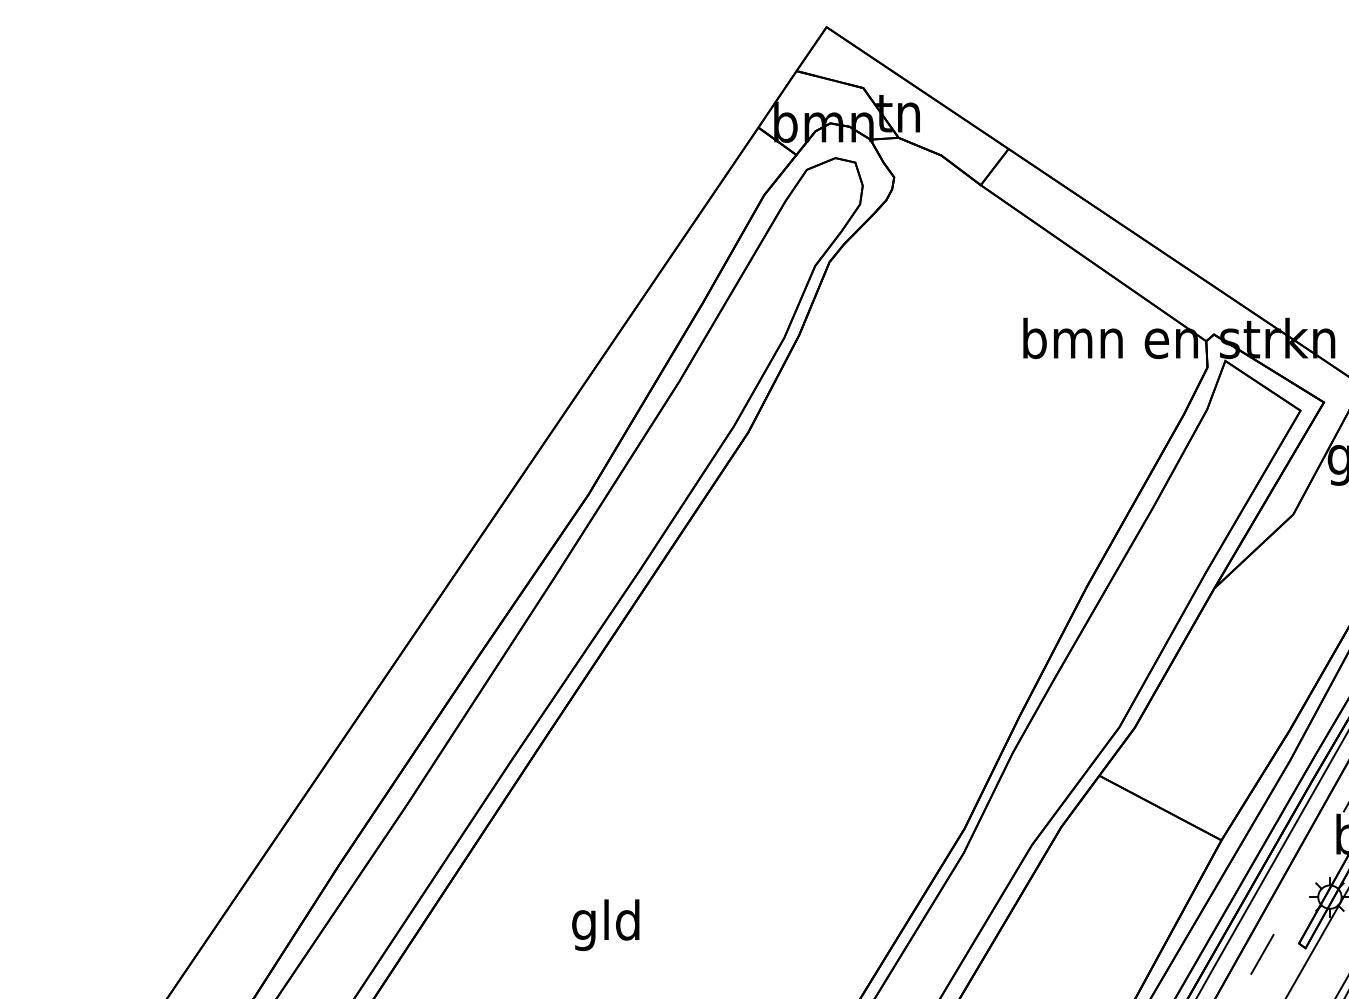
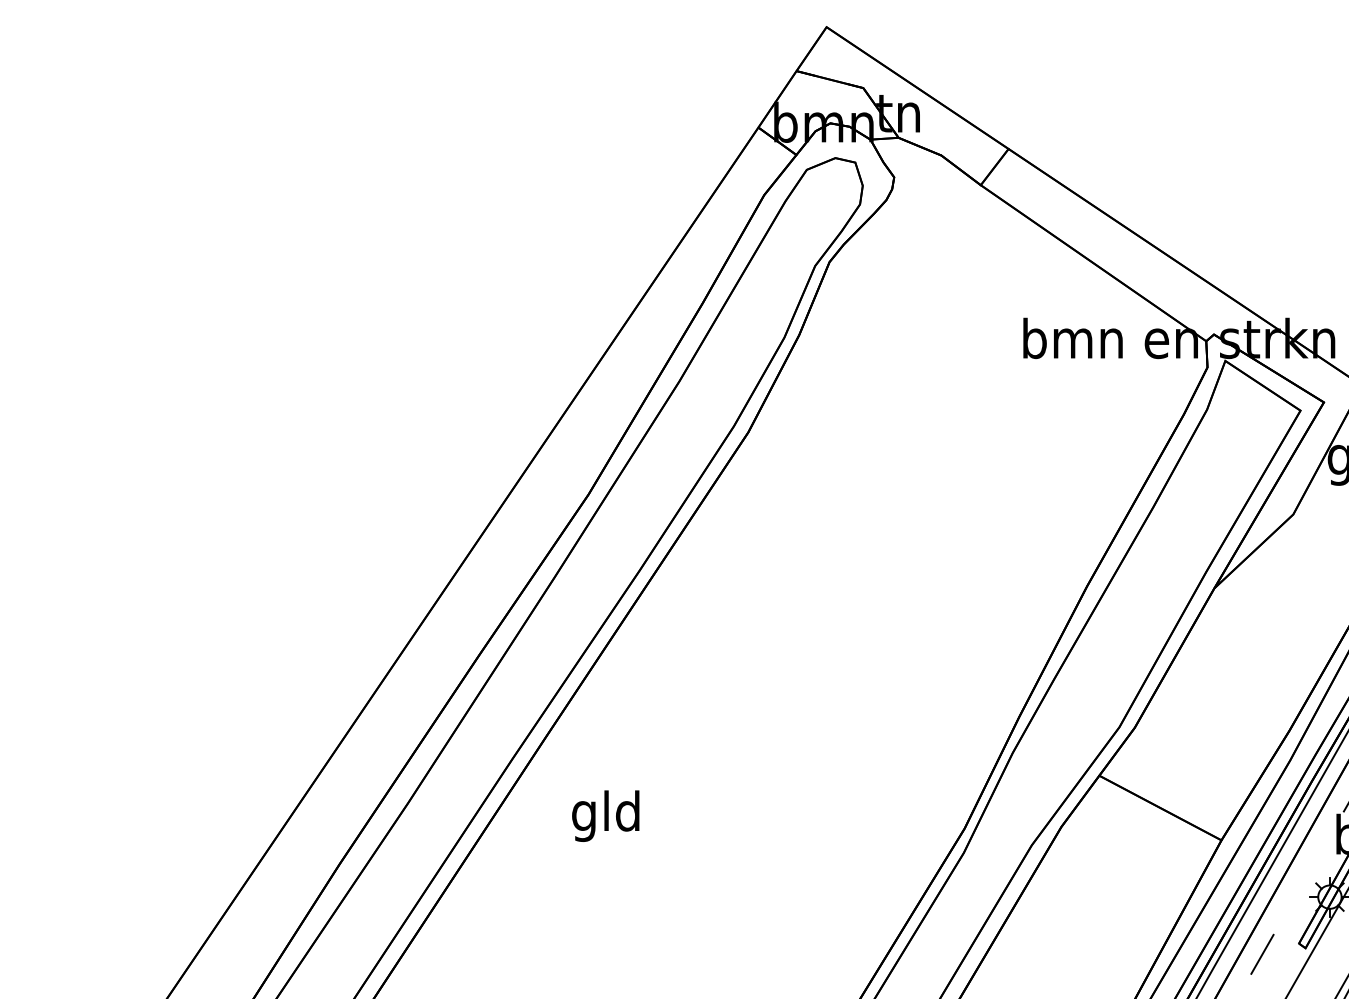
text position: (605, 924) -> (605, 815) (605, 815)
